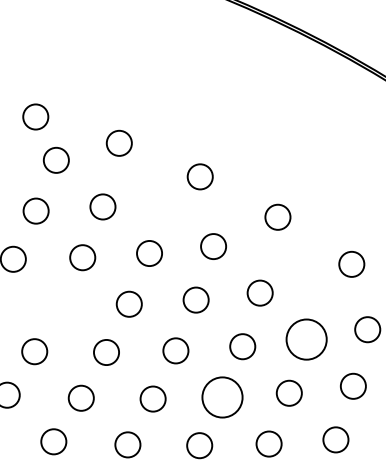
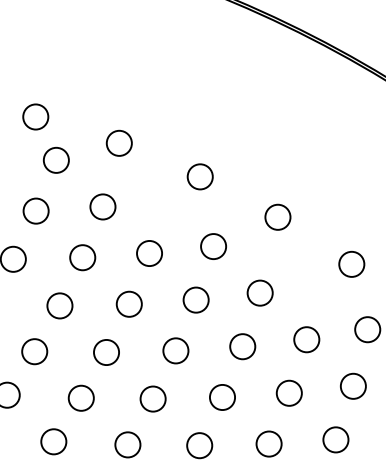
circle: none -> present (59, 305)
circle size: 43x43 px -> 28x28 px (306, 339)
circle diameter: 40 px -> 25 px (222, 397)
